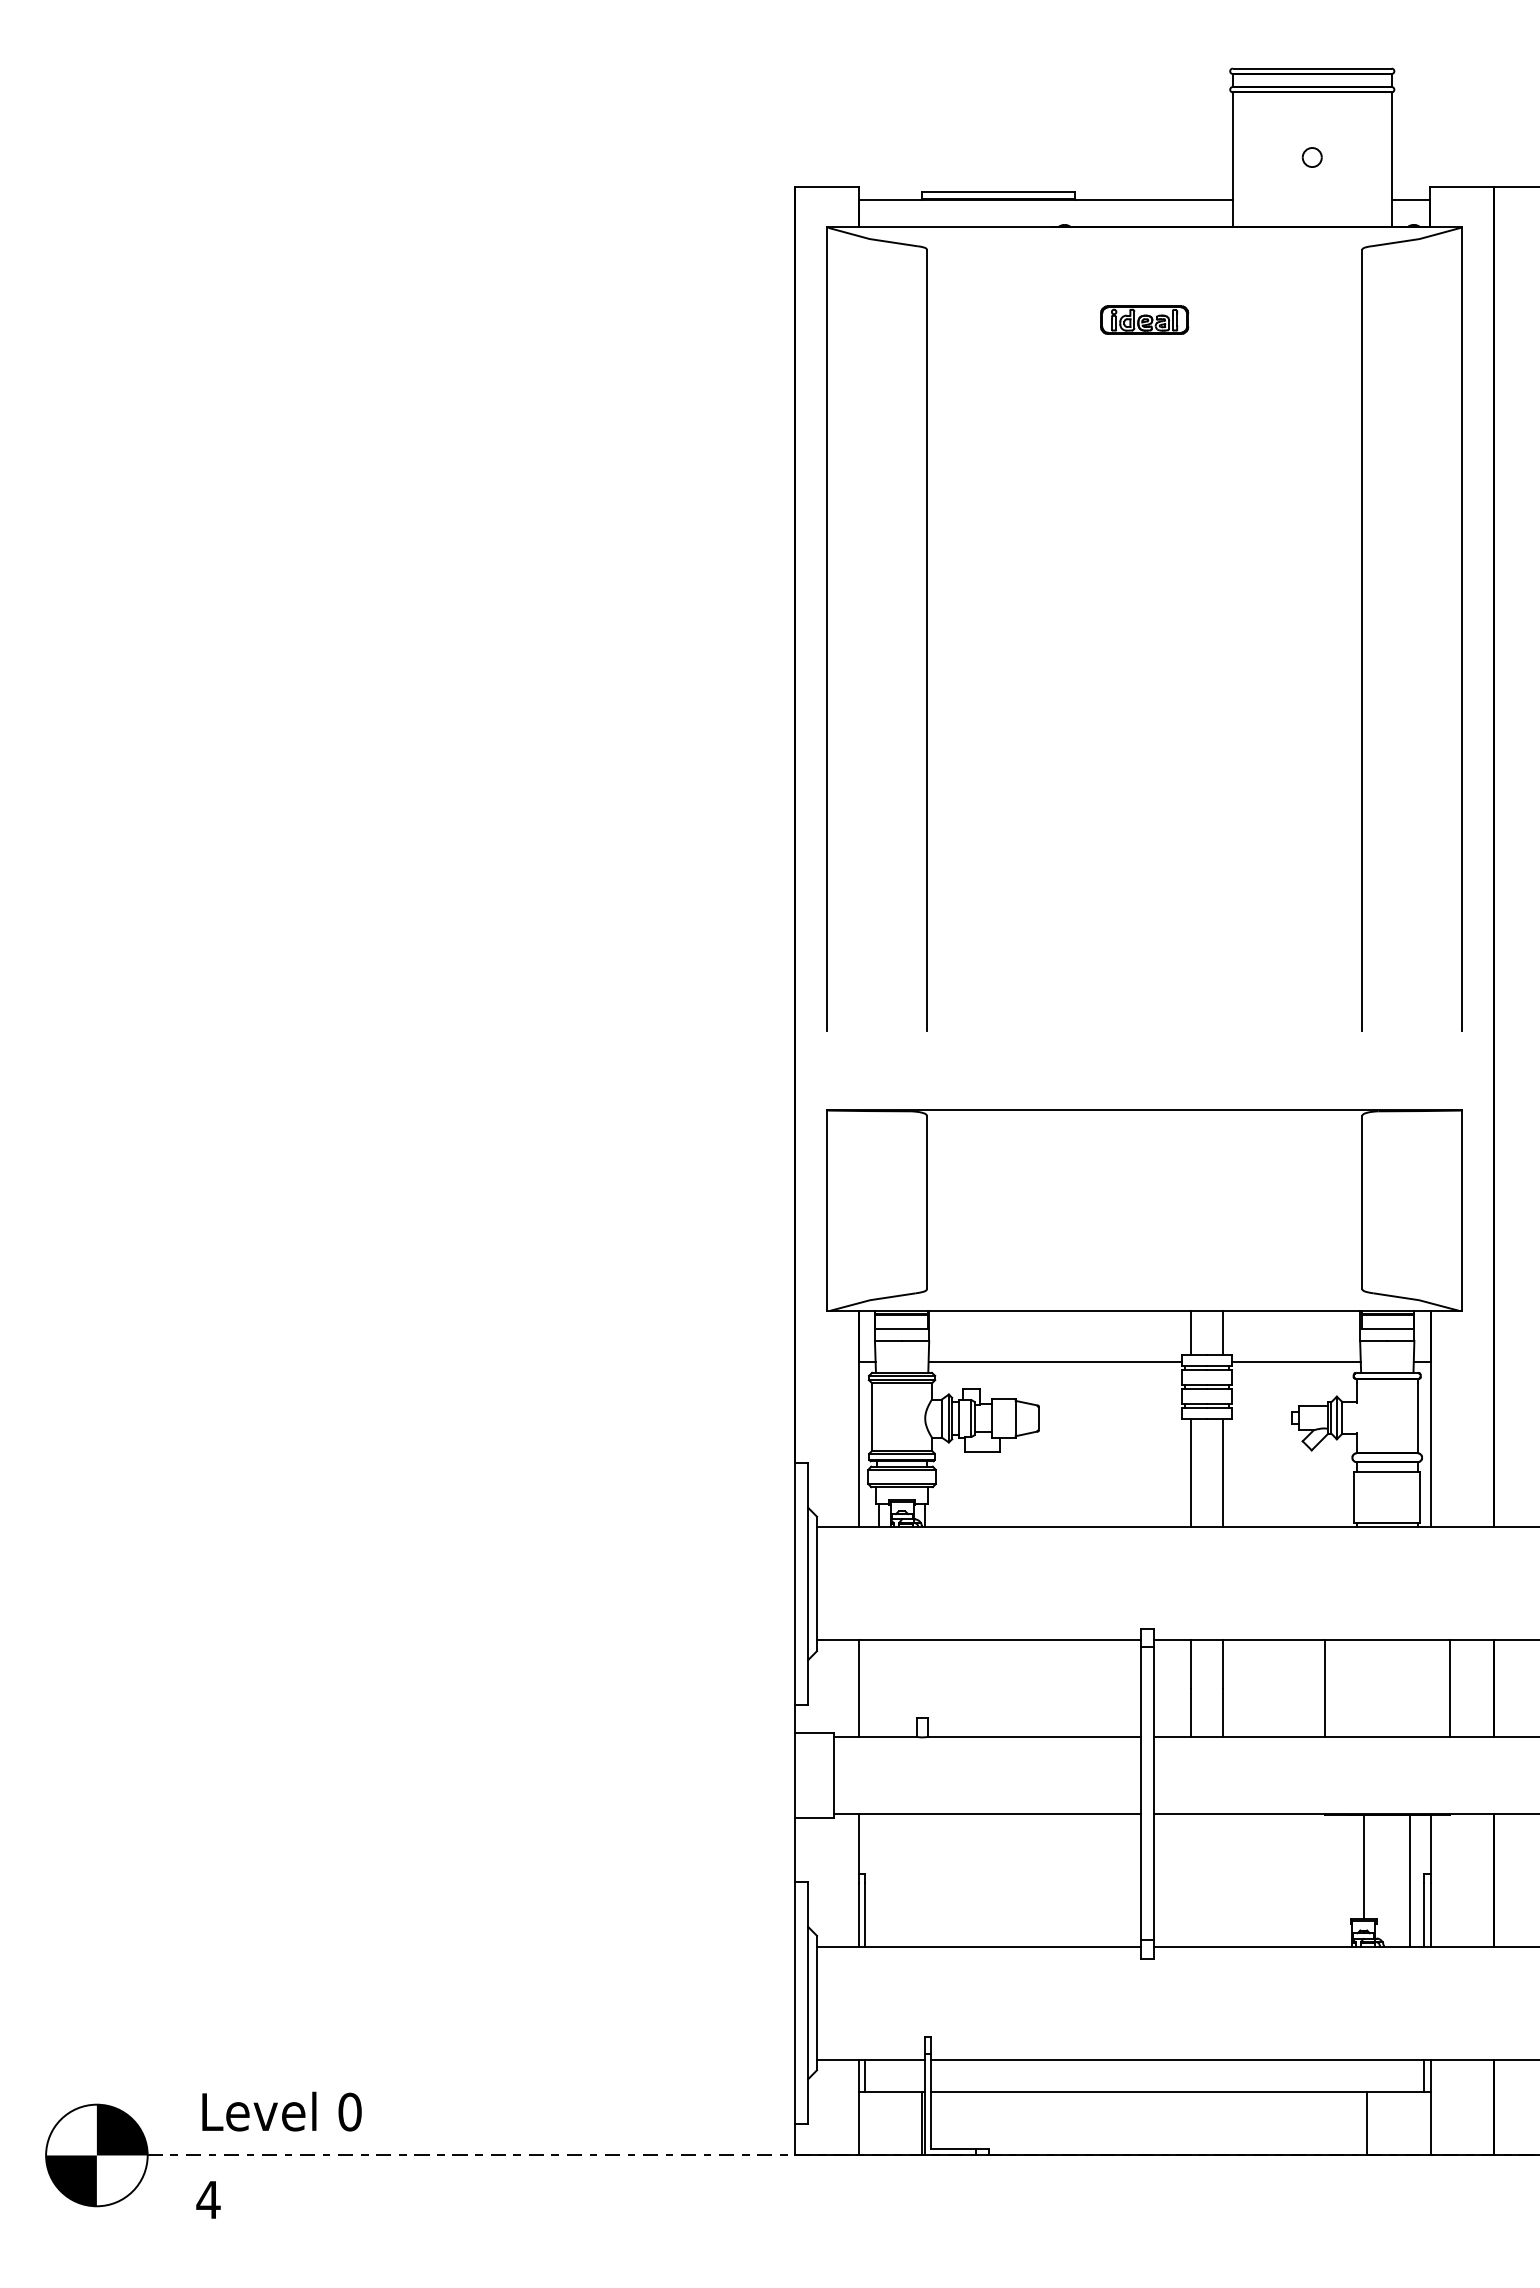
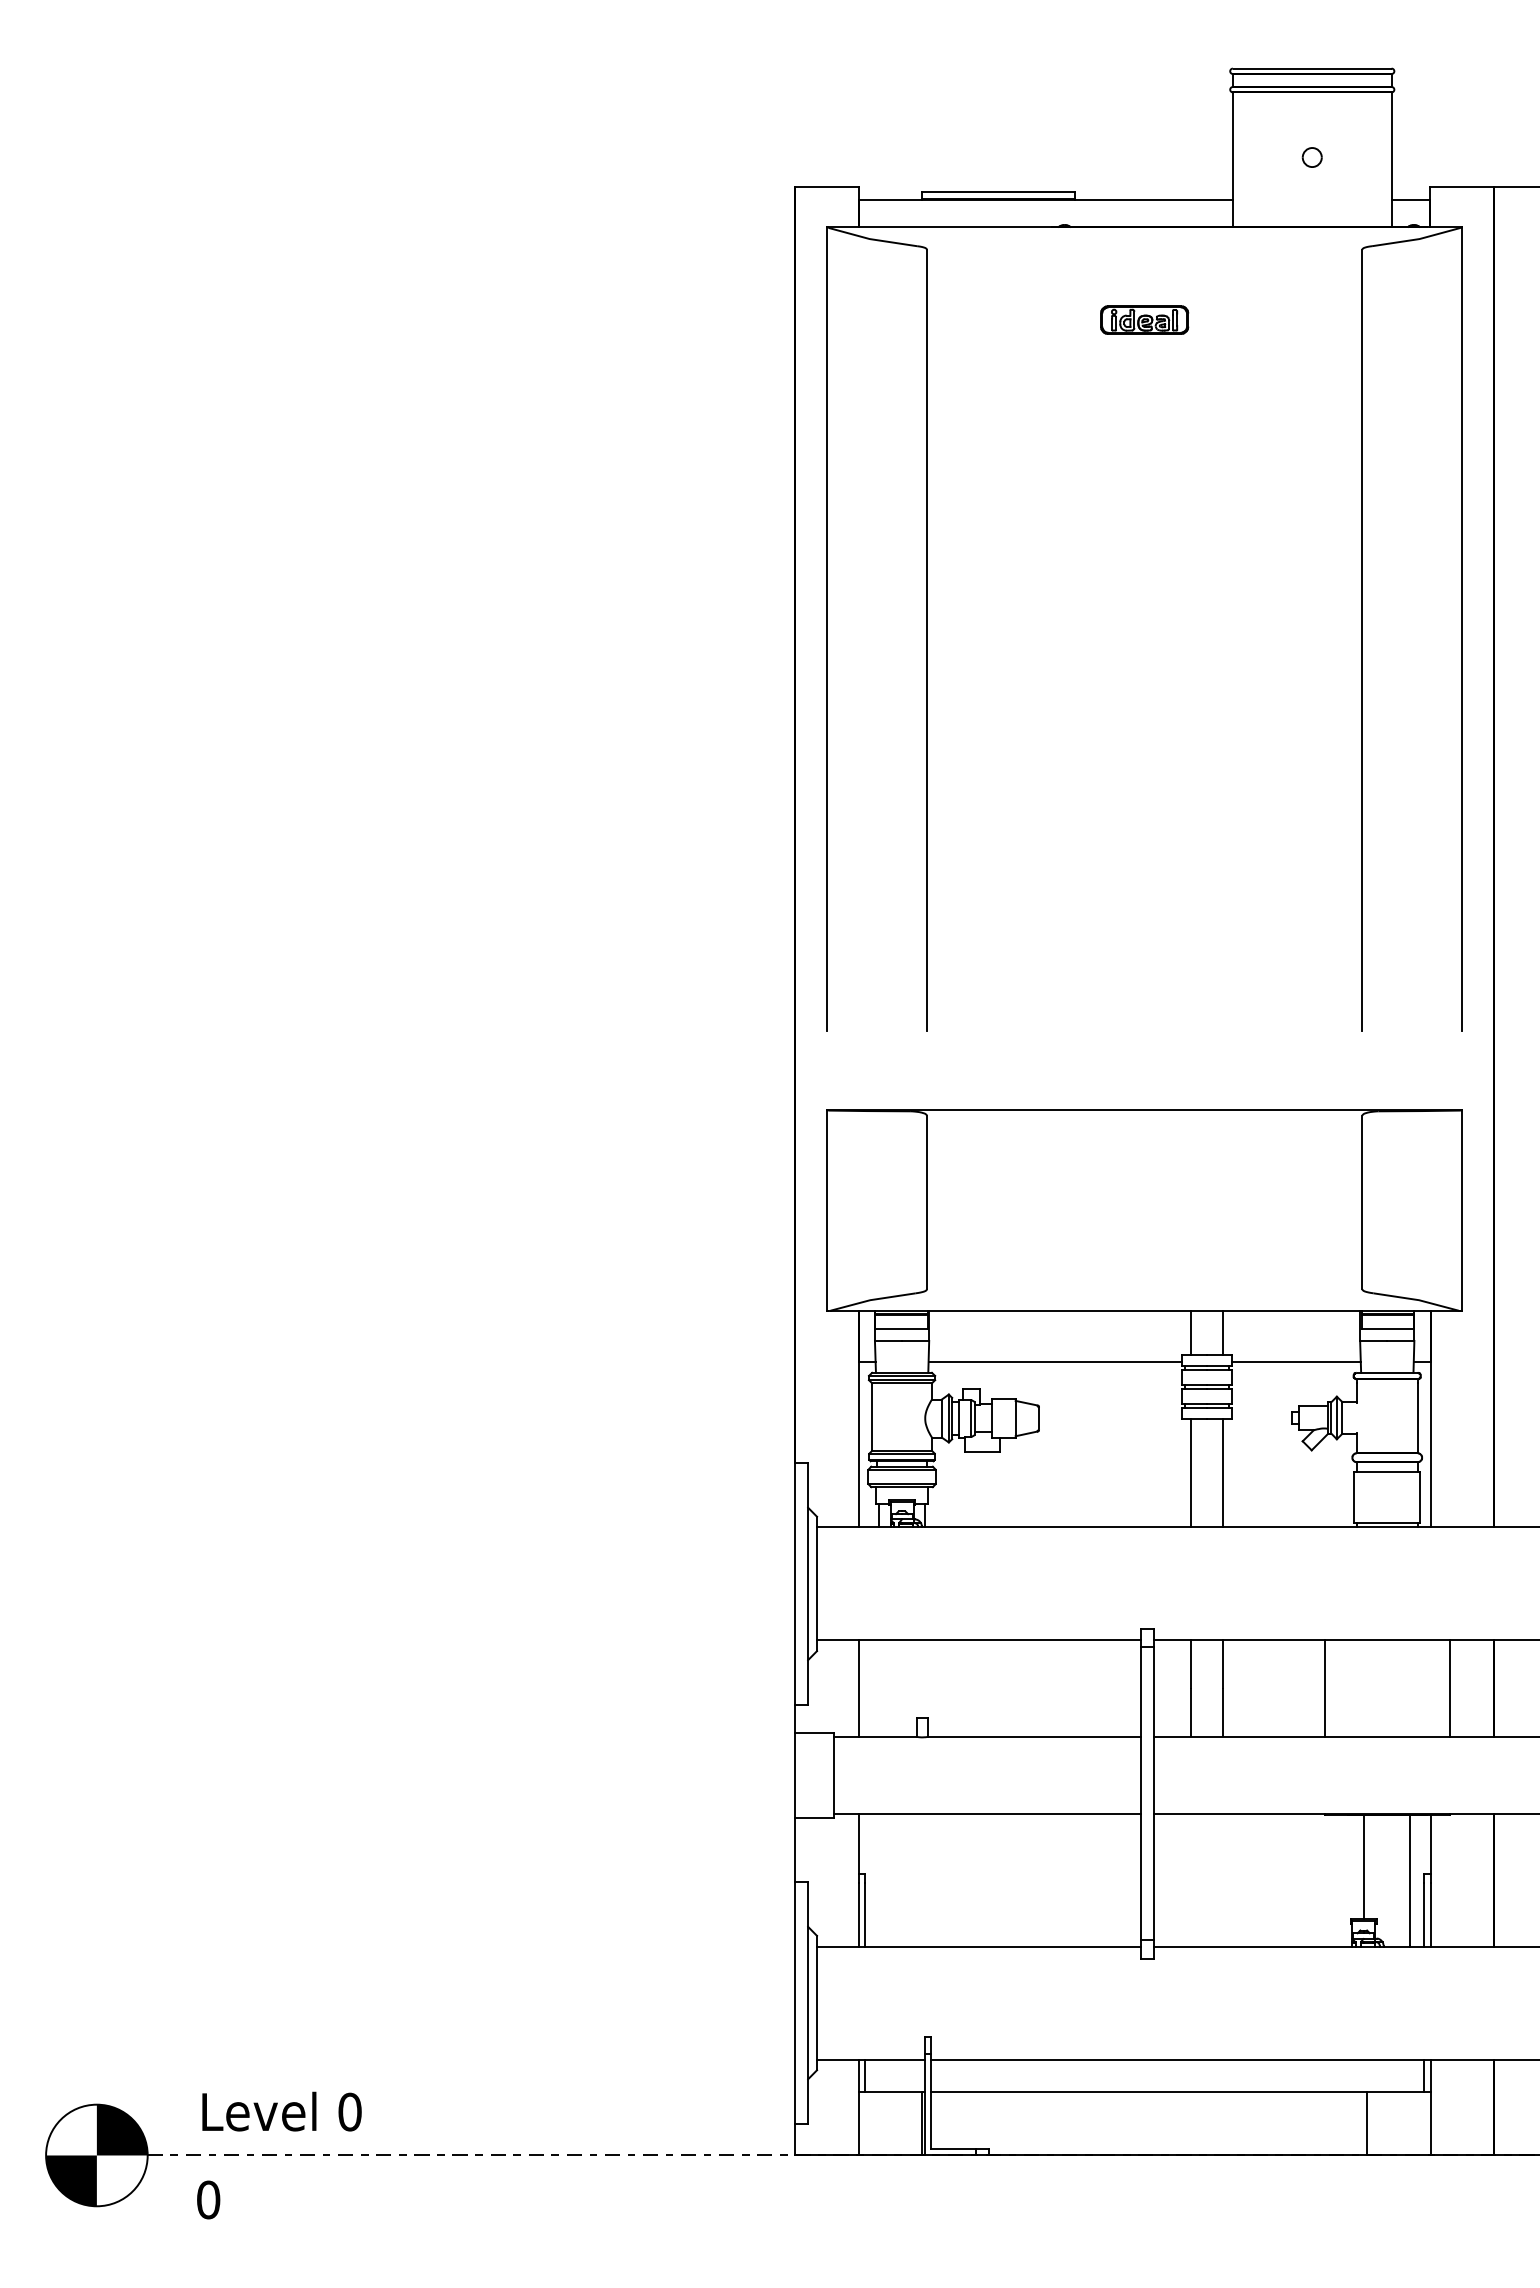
text: 4 -> 0 (208, 2199)
